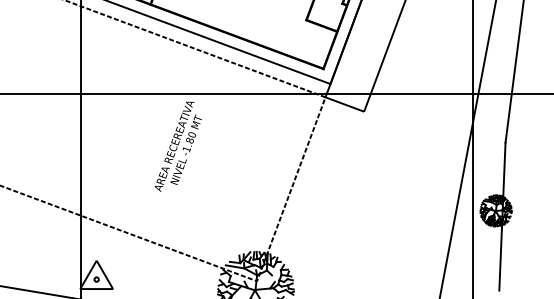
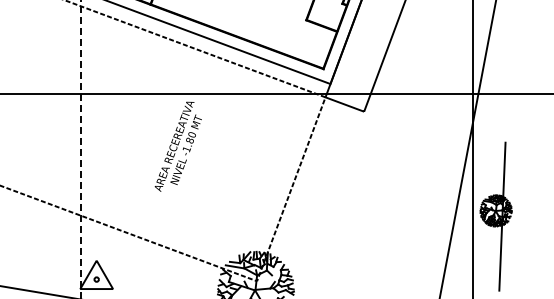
line: present -> none (514, 72)
line: solid -> dashed (80, 149)
